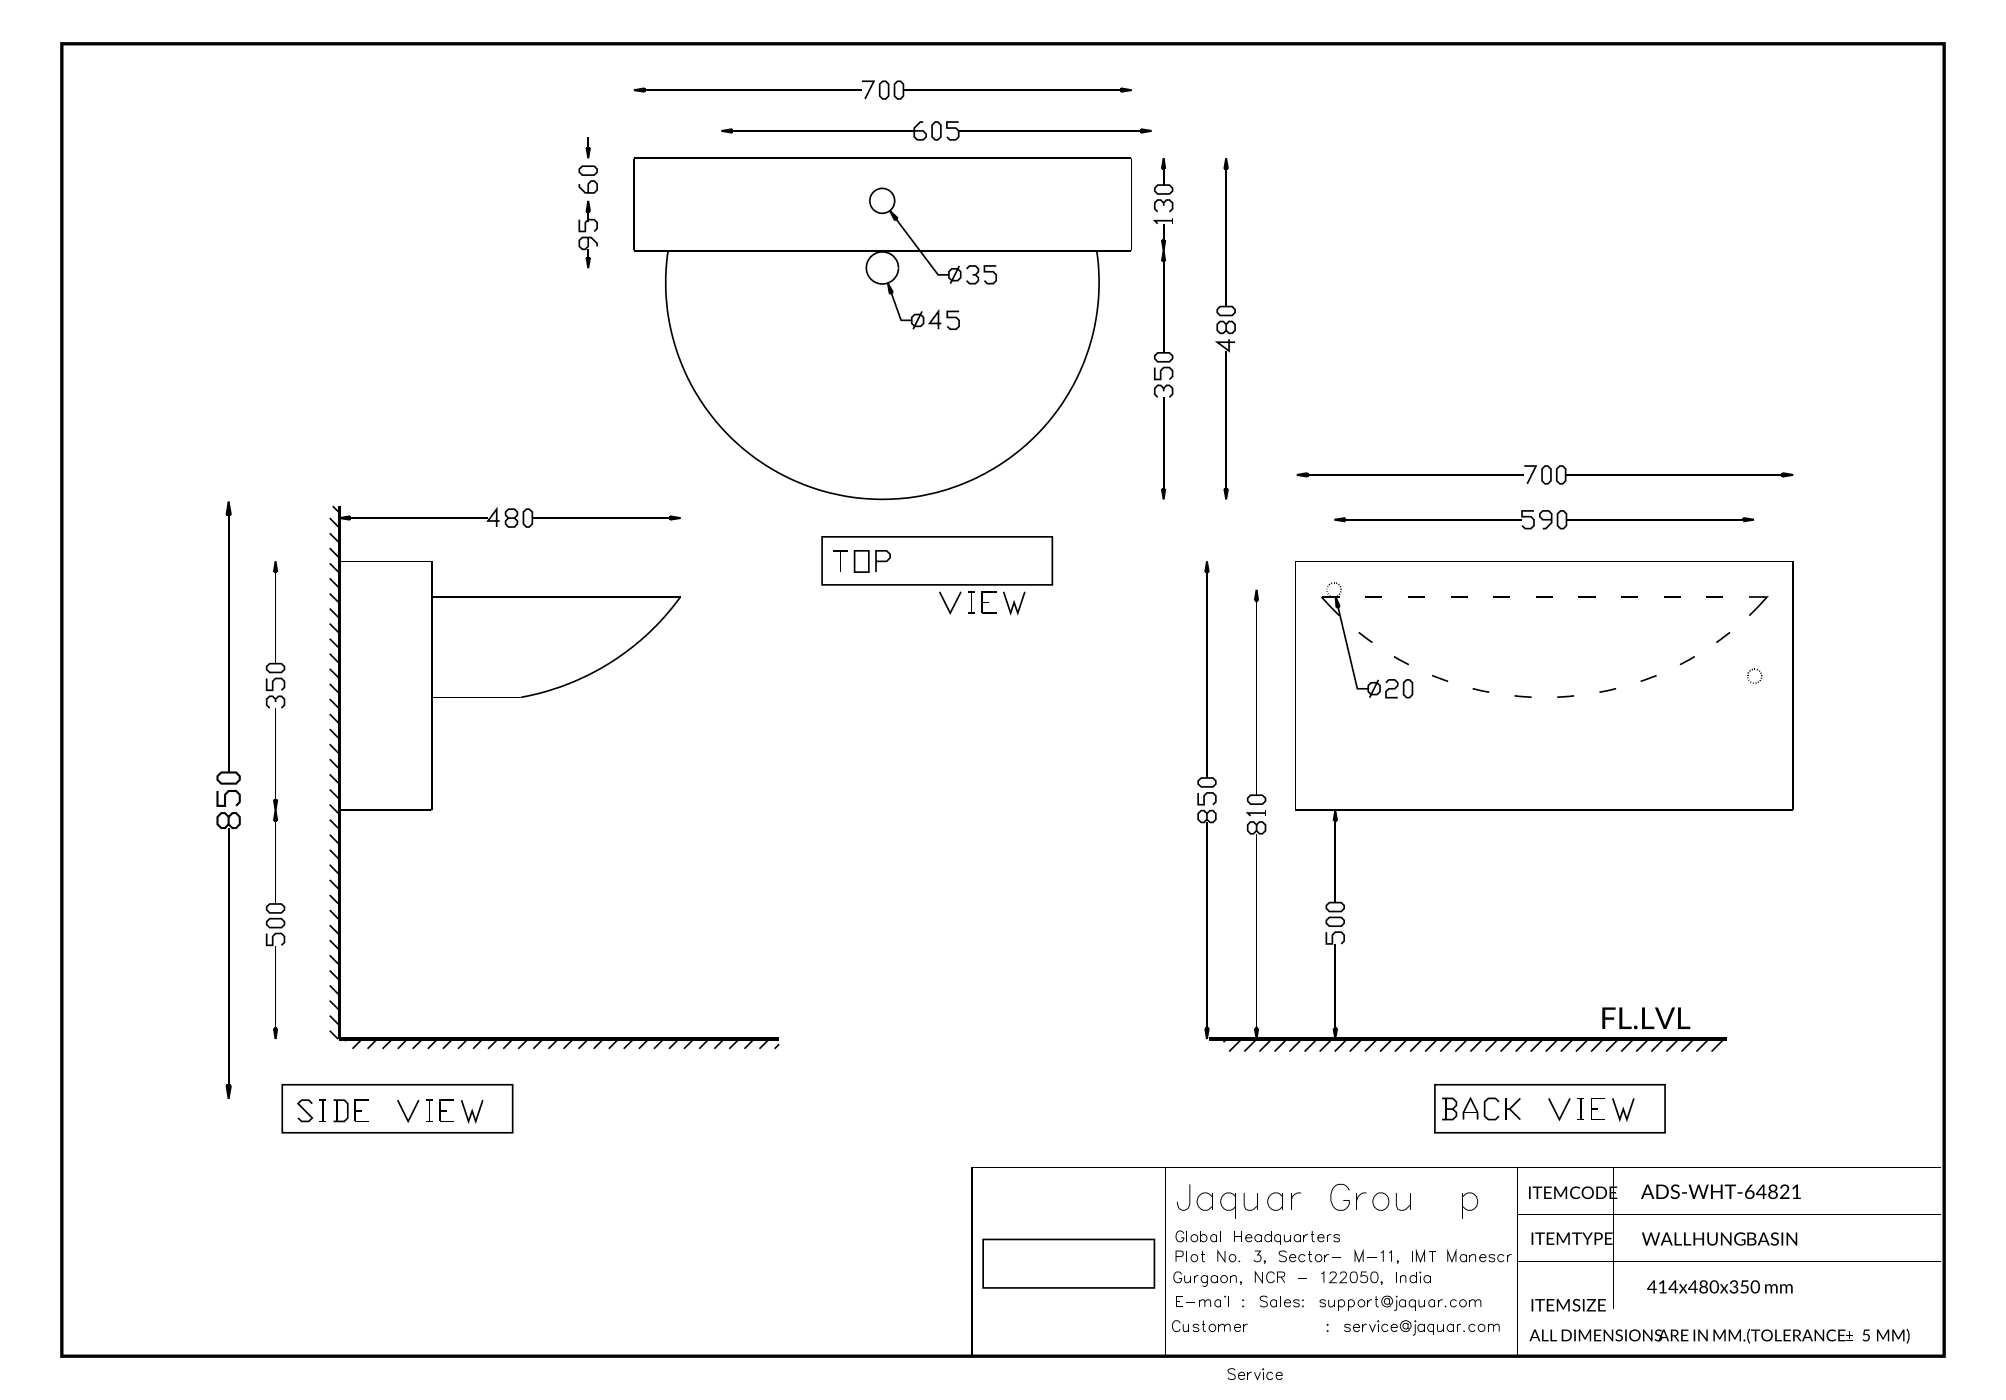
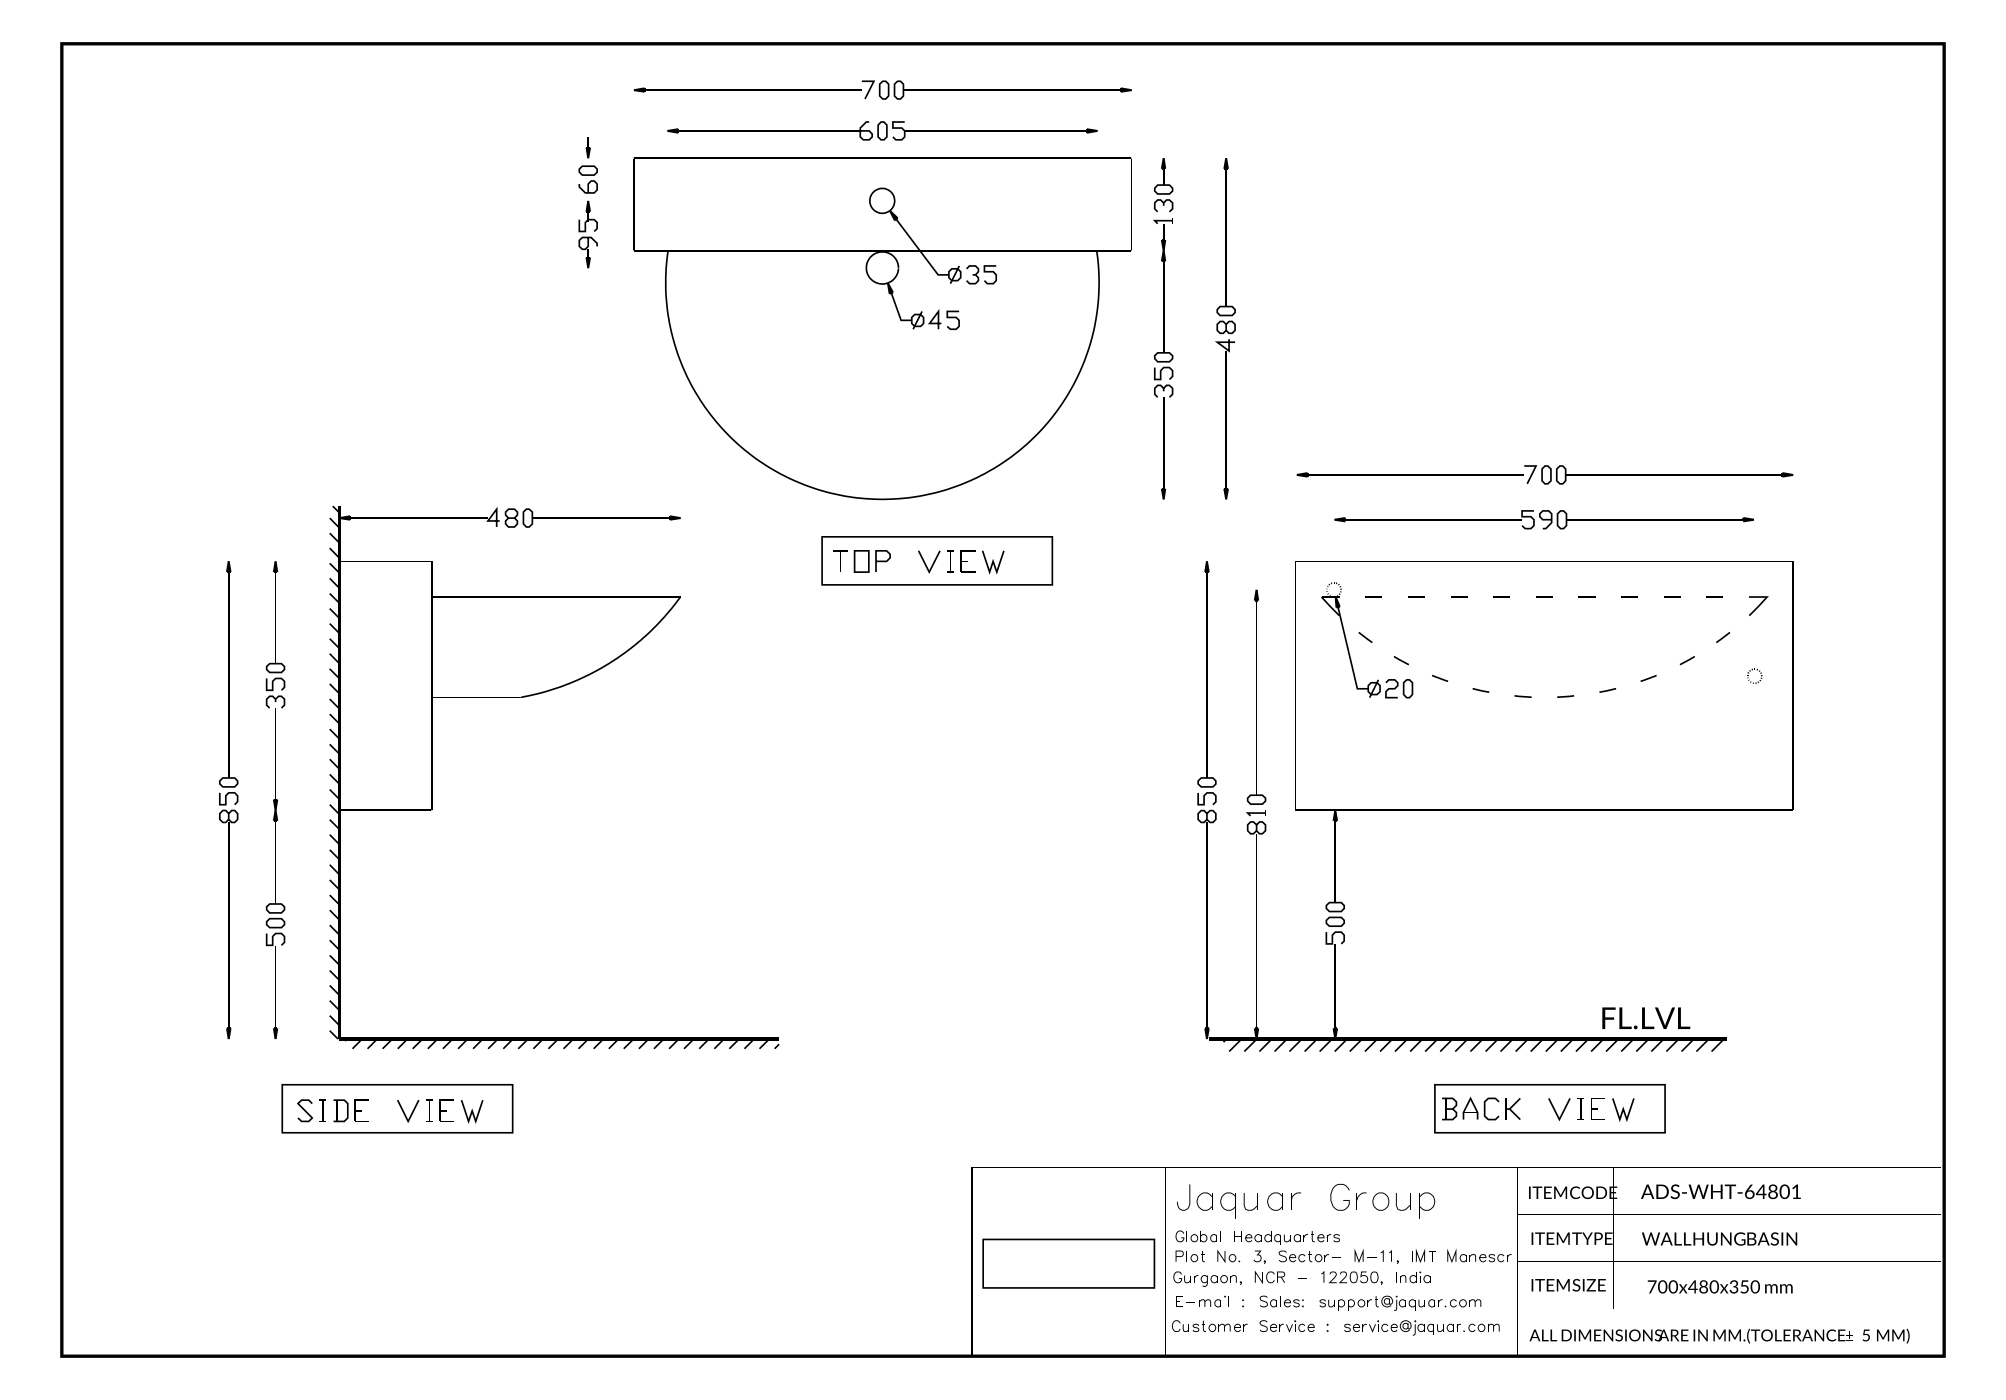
part position: (936, 130) -> (882, 130) (882, 130)
part position: (982, 603) -> (961, 562) (961, 562)
part size: 25x598 px -> 20x478 px (228, 799)
text: ADS-WHT-64821 -> ADS-WHT-64801 (1784, 1192)
part position: (1470, 1205) -> (1427, 1205) (1427, 1205)
text: 414x480x350 -> 700x480x350 (1662, 1286)
text position: (1568, 1305) -> (1568, 1285) (1568, 1285)
part position: (1254, 1374) -> (1286, 1326) (1286, 1326)
